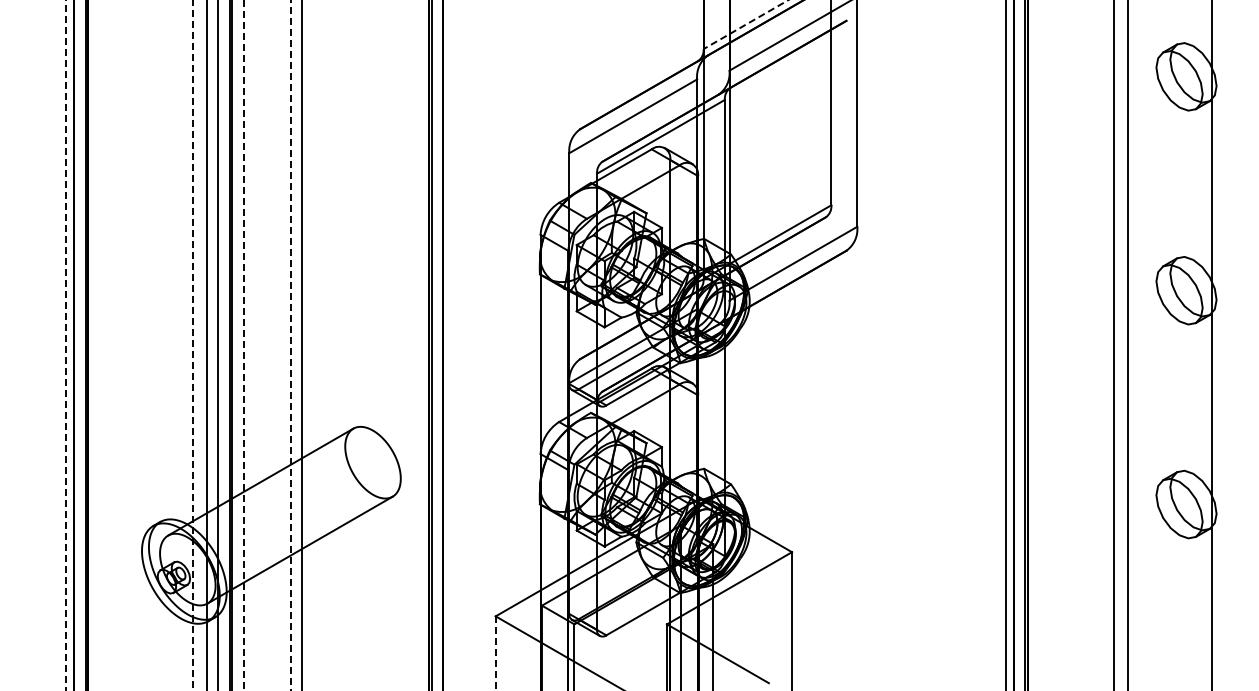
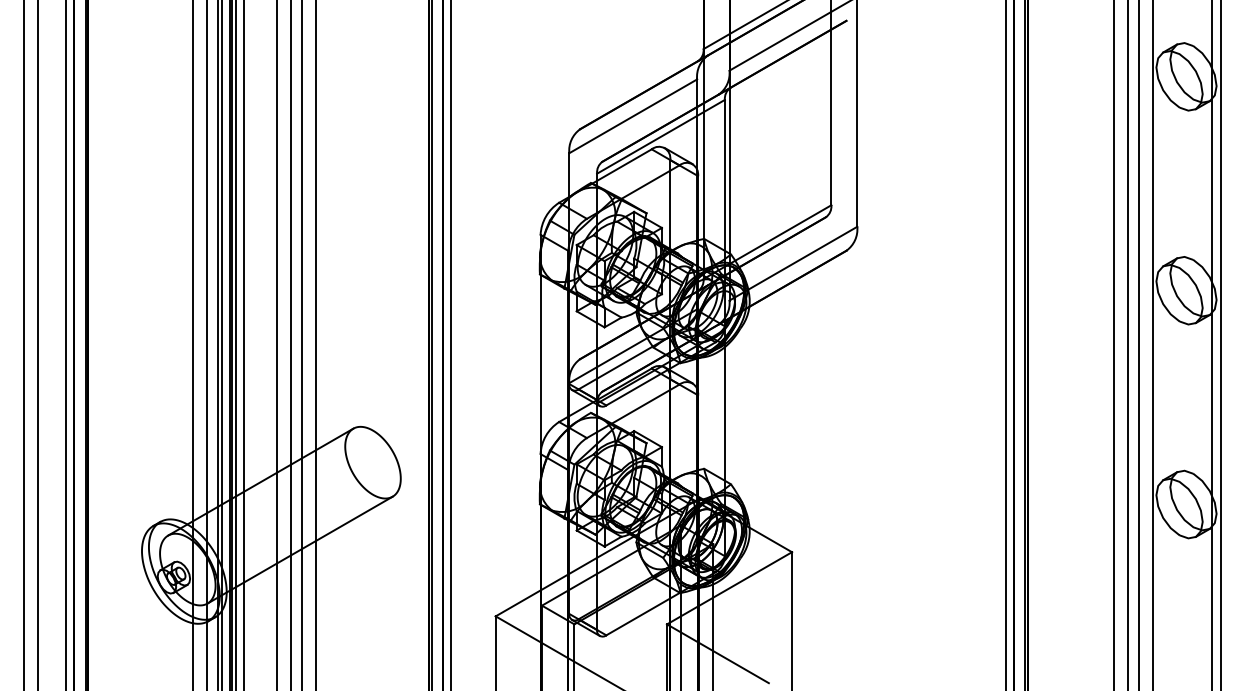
line: dashed -> solid (745, 24)
line: none -> present (23, 344)
line: none -> present (37, 344)
line: none -> present (222, 344)
line: none -> present (235, 344)
line: none -> present (276, 344)
line: none -> present (315, 344)
line: none -> present (451, 344)
line: none -> present (1138, 344)
line: none -> present (1152, 344)
line: none -> present (1221, 344)
line: dashed -> solid (65, 345)
line: dashed -> solid (193, 345)
line: dashed -> solid (244, 345)
line: dashed -> solid (290, 345)
line: dashed -> solid (495, 653)
